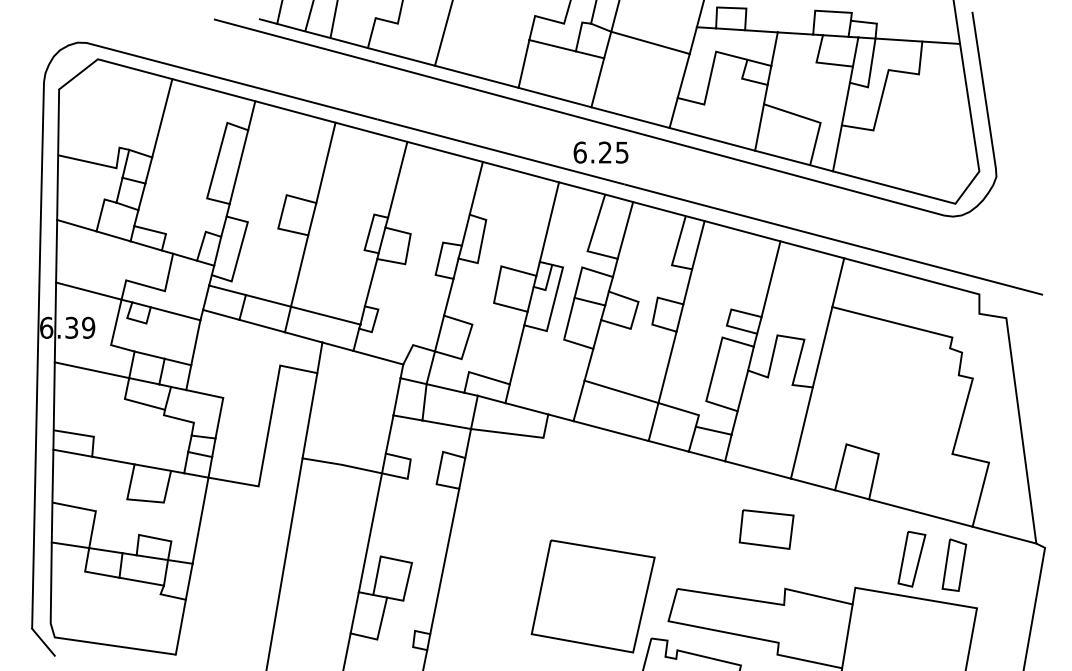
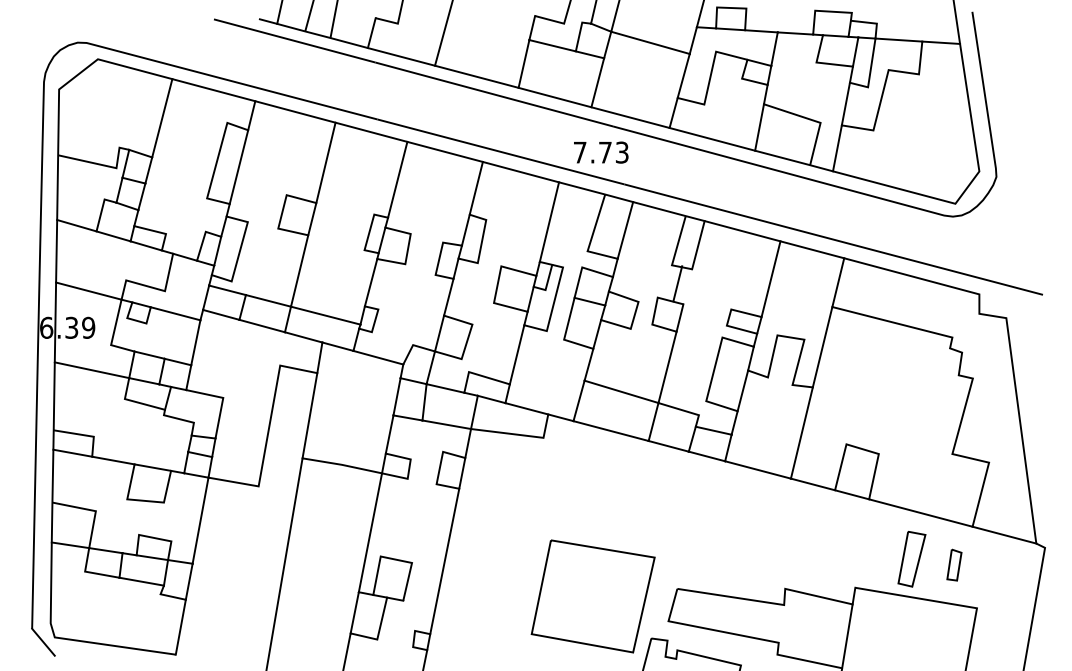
text: 6.25 -> 7.73 (600, 152)
line position: (687, 286) -> (677, 283) (677, 283)
part: present -> none (766, 529)
part size: 27x54 px -> 17x34 px (954, 564)
